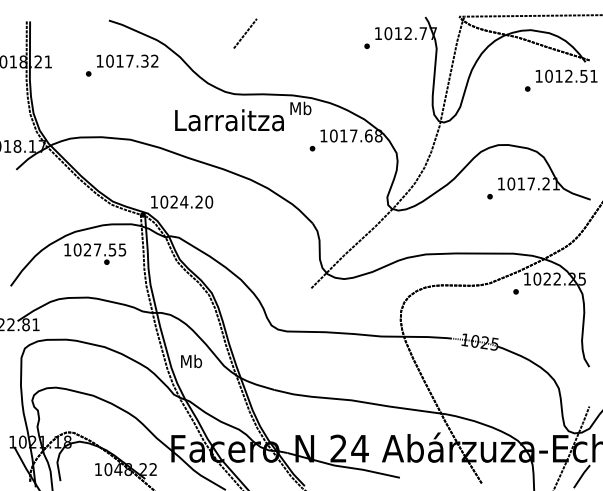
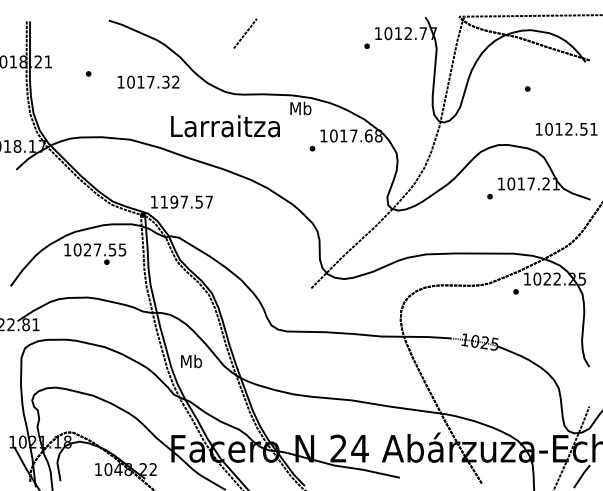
text position: (127, 60) -> (148, 81) (148, 81)
text position: (566, 75) -> (566, 128) (566, 128)
text position: (229, 120) -> (225, 126) (225, 126)
text: 1024.20 -> 1197.57 (186, 201)
